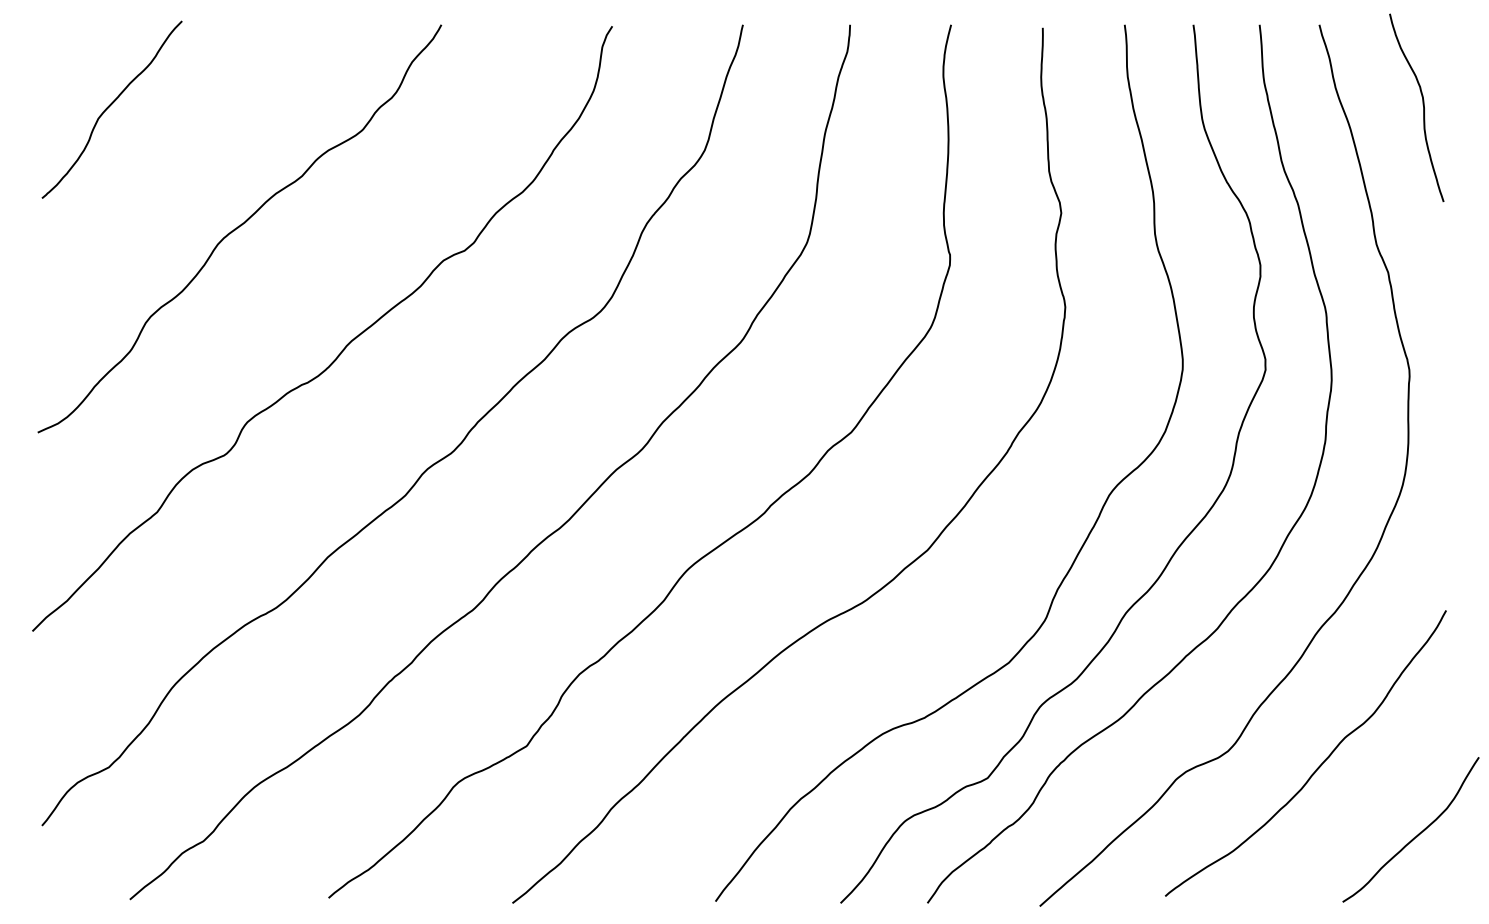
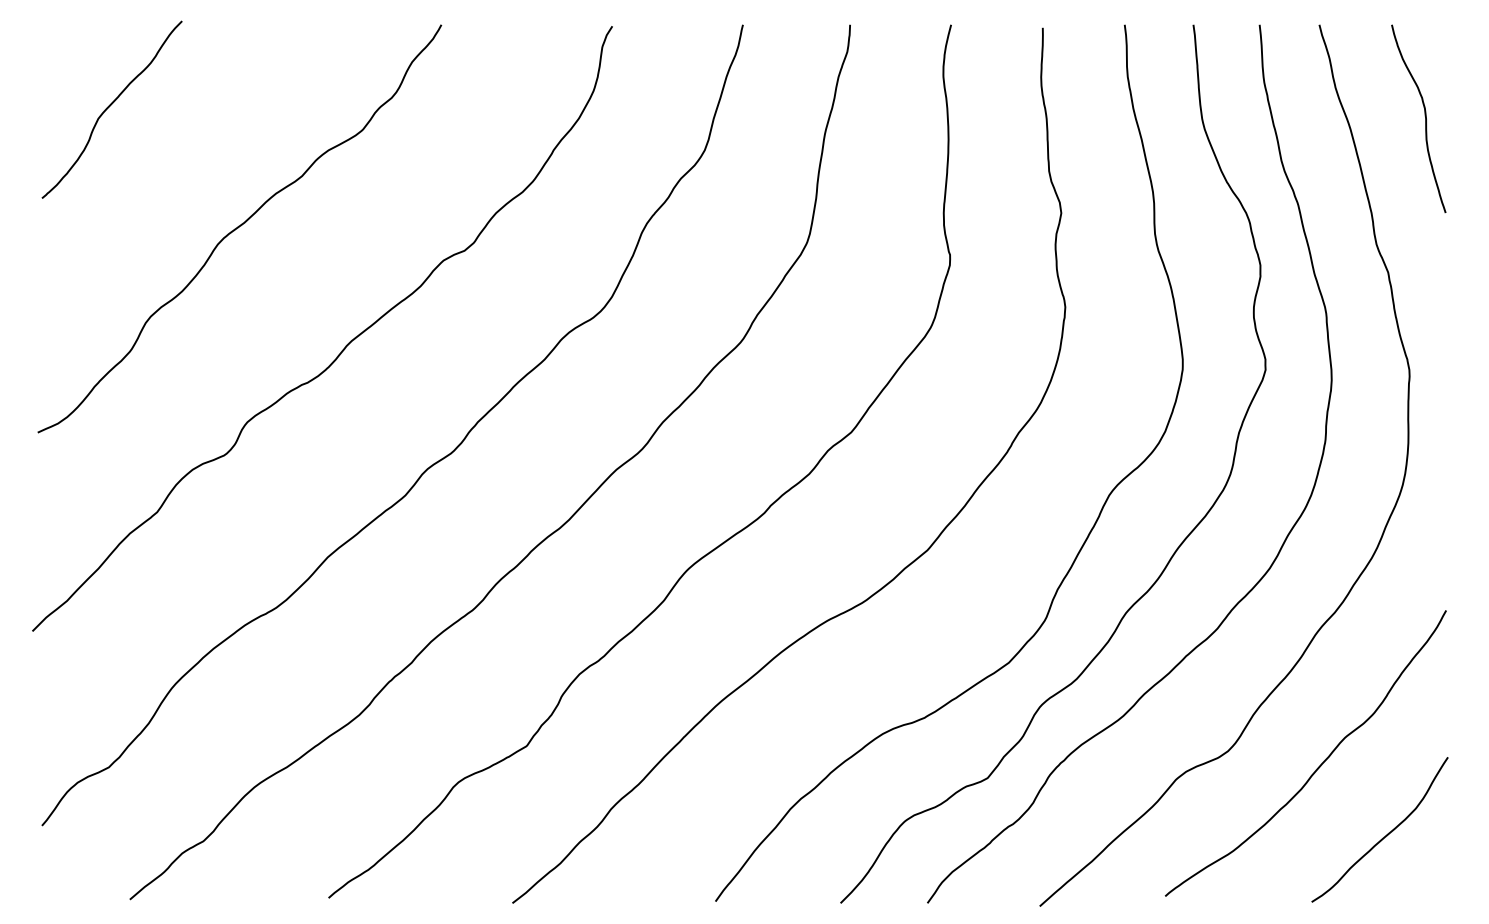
curve position: (1422, 105) -> (1424, 116) (1424, 116)
curve position: (1416, 835) -> (1385, 835) (1385, 835)
